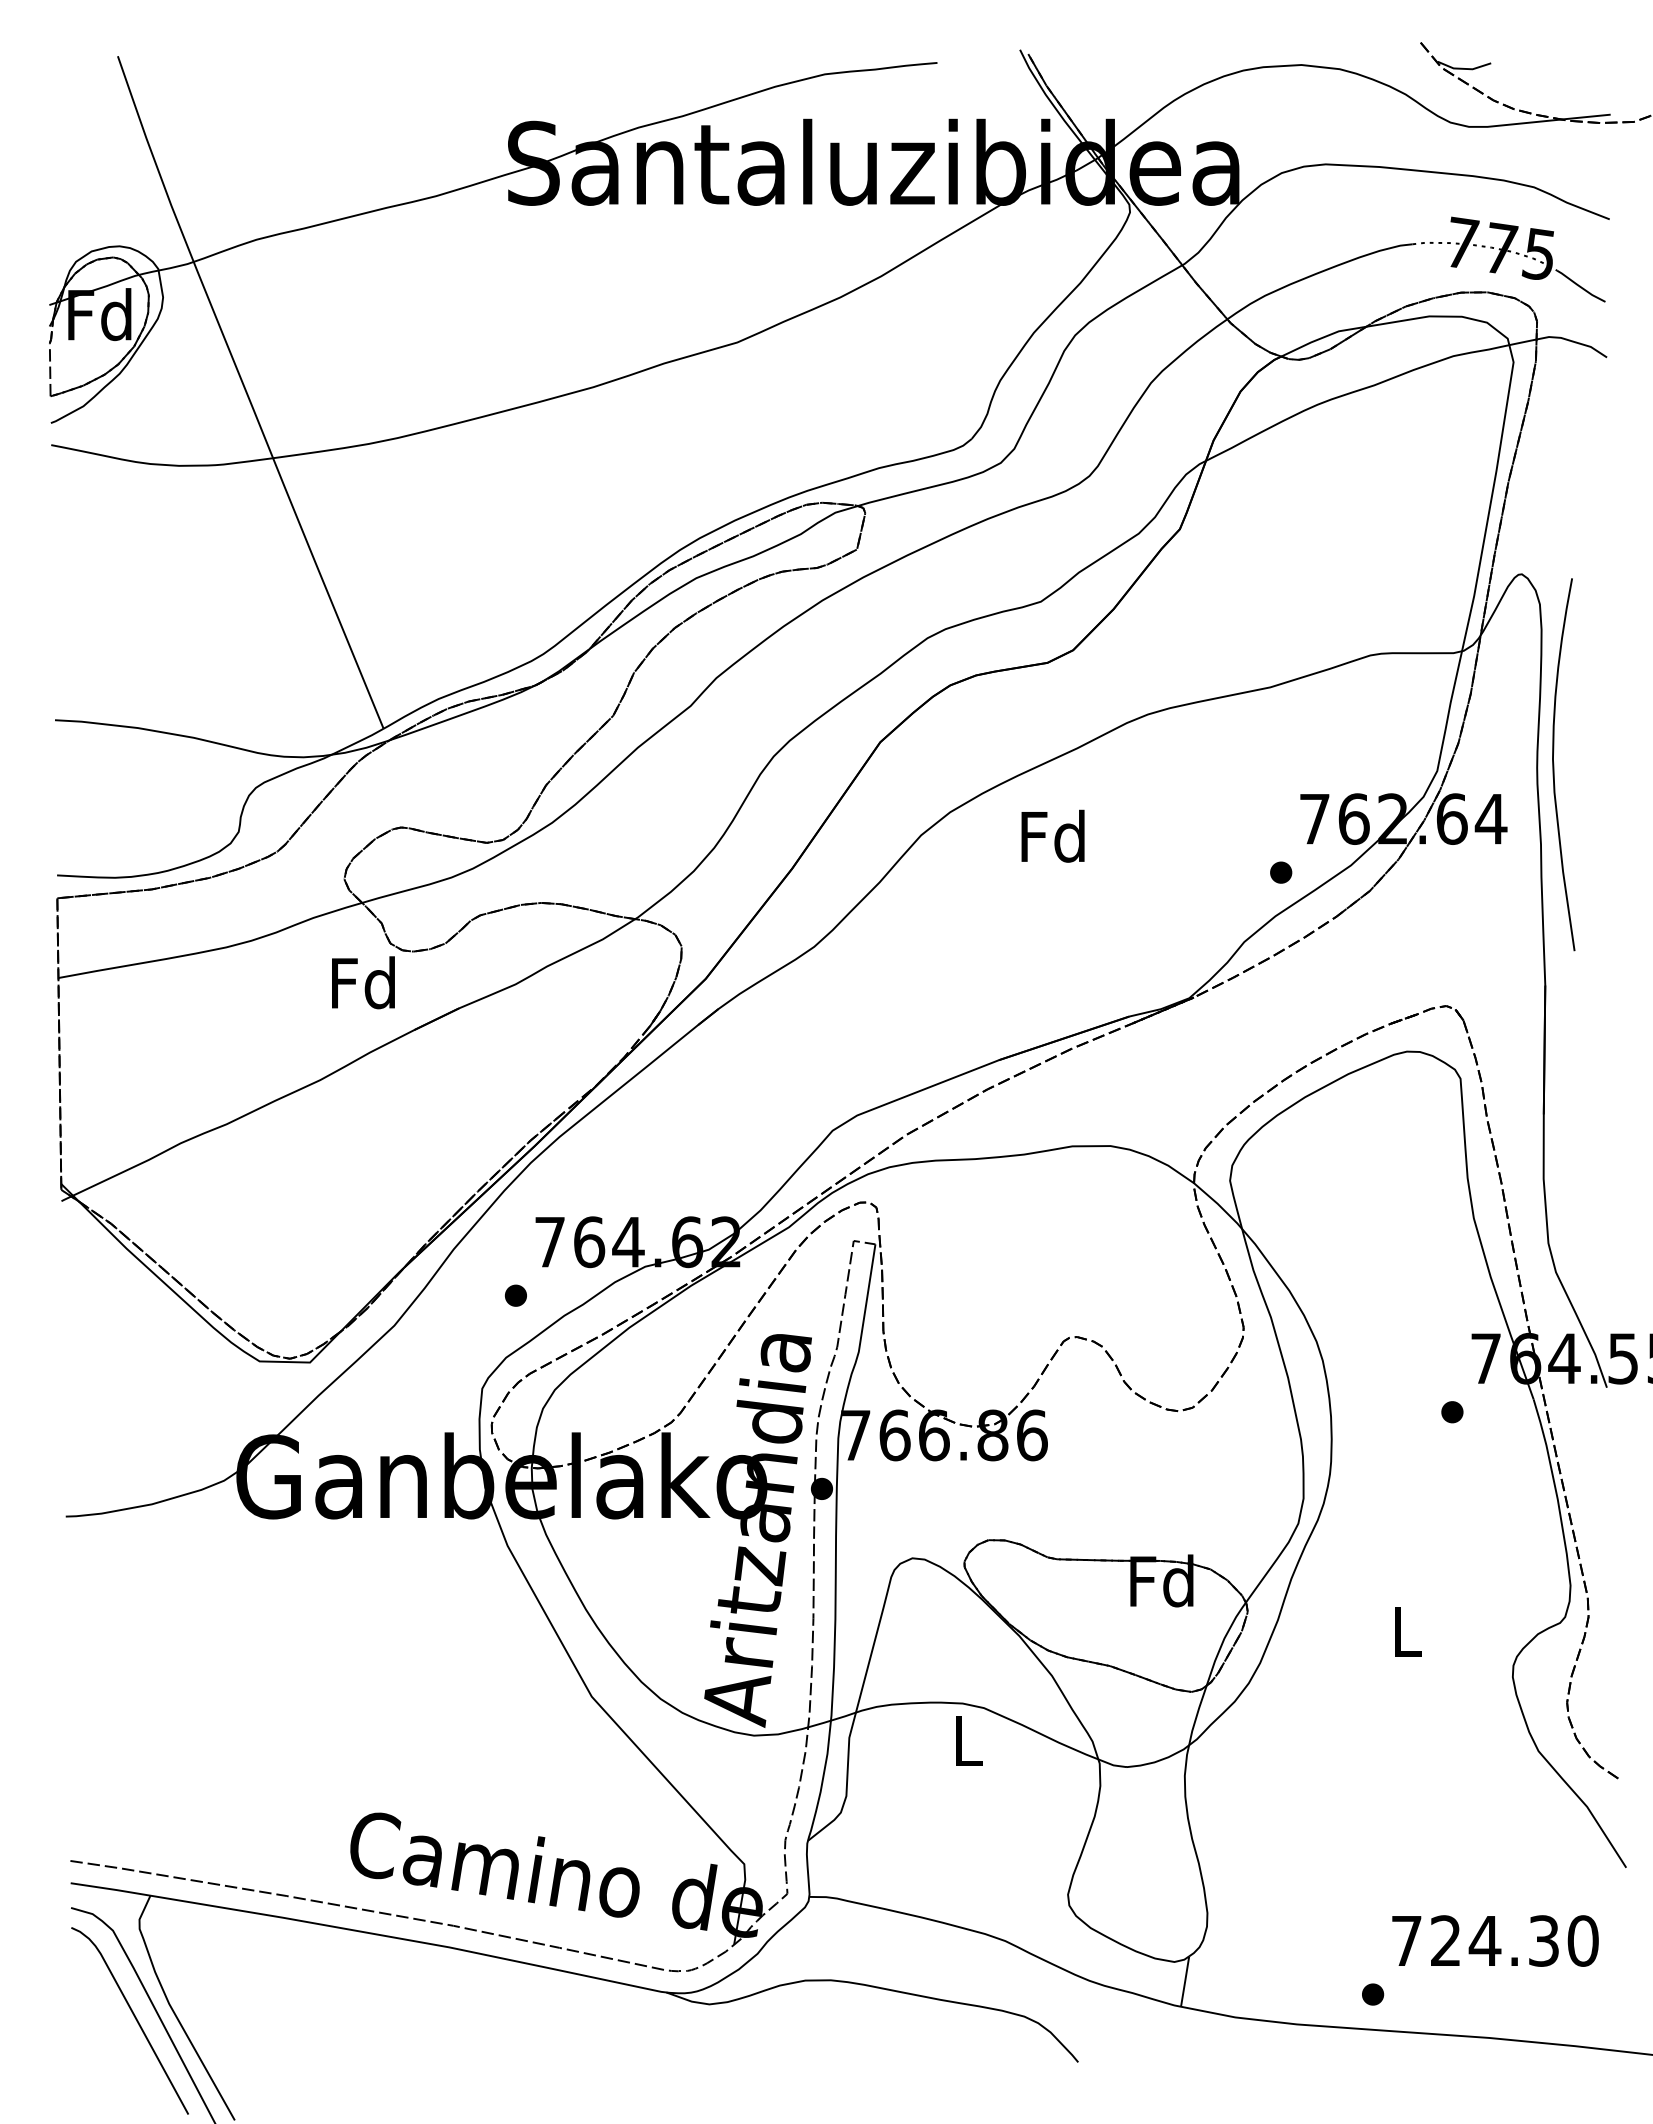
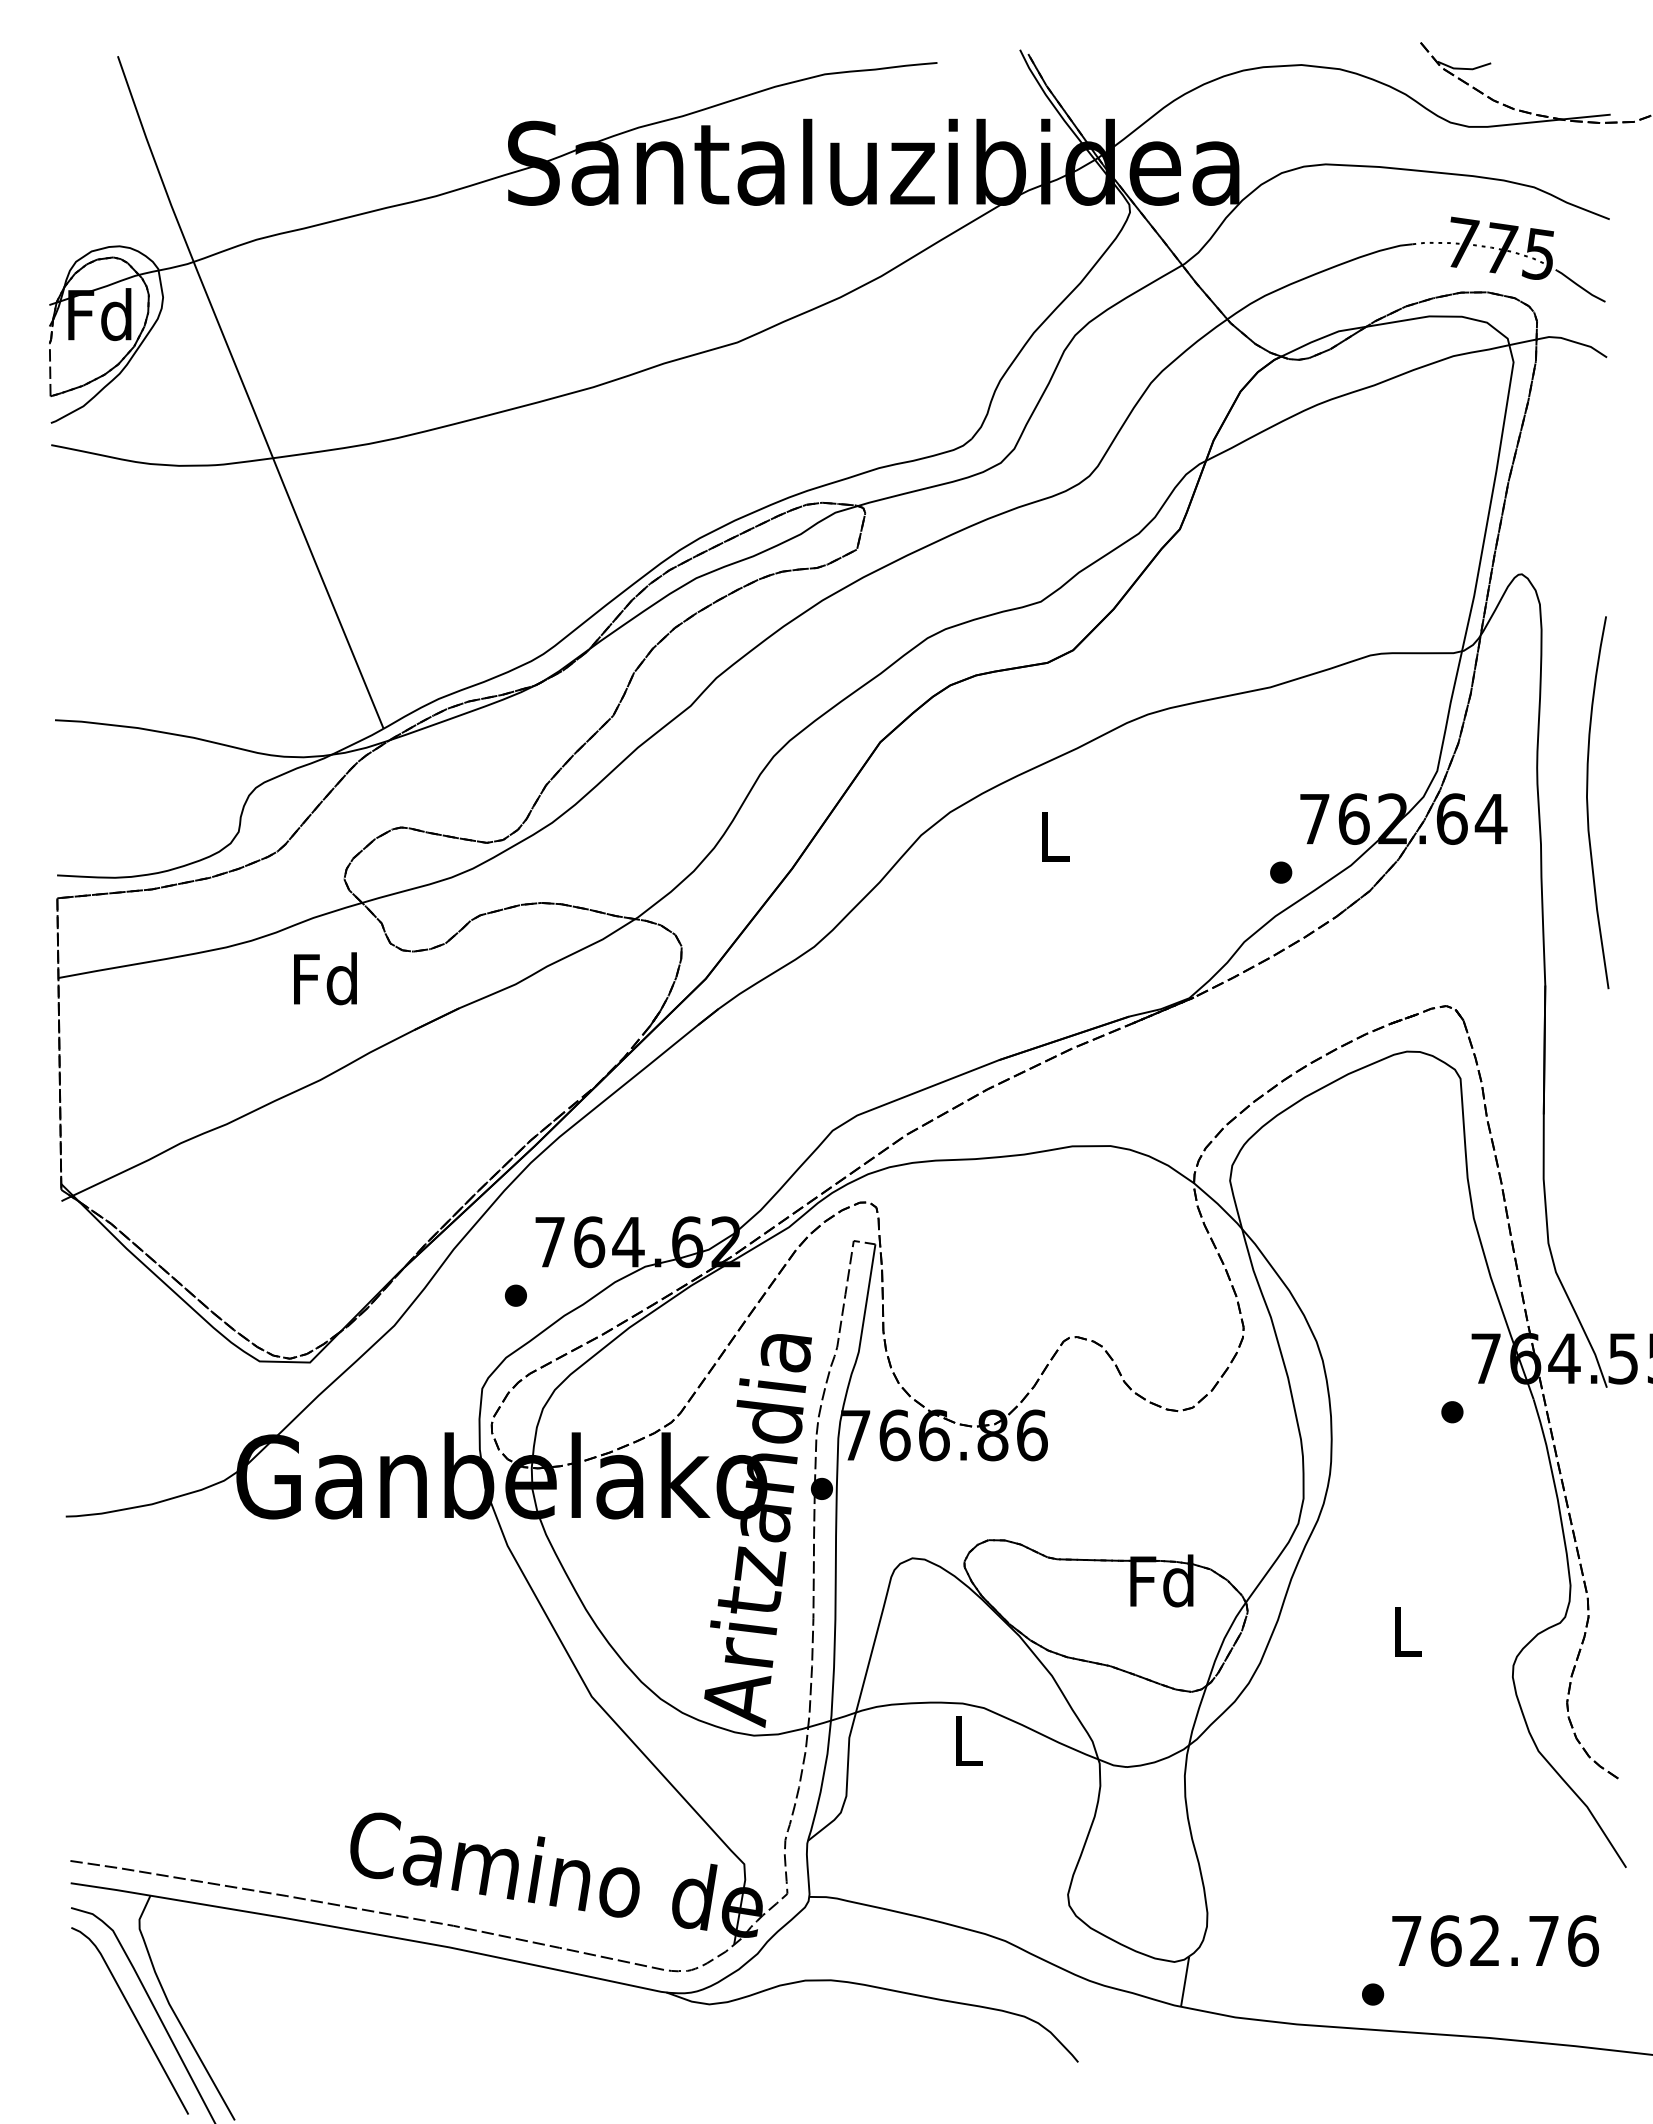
curve position: (1554, 764) -> (1588, 802) (1588, 802)
text: Fd -> L (1052, 835)
text position: (363, 982) -> (325, 978) (325, 978)
text: 724.30 -> 762.76 (1514, 1940)
